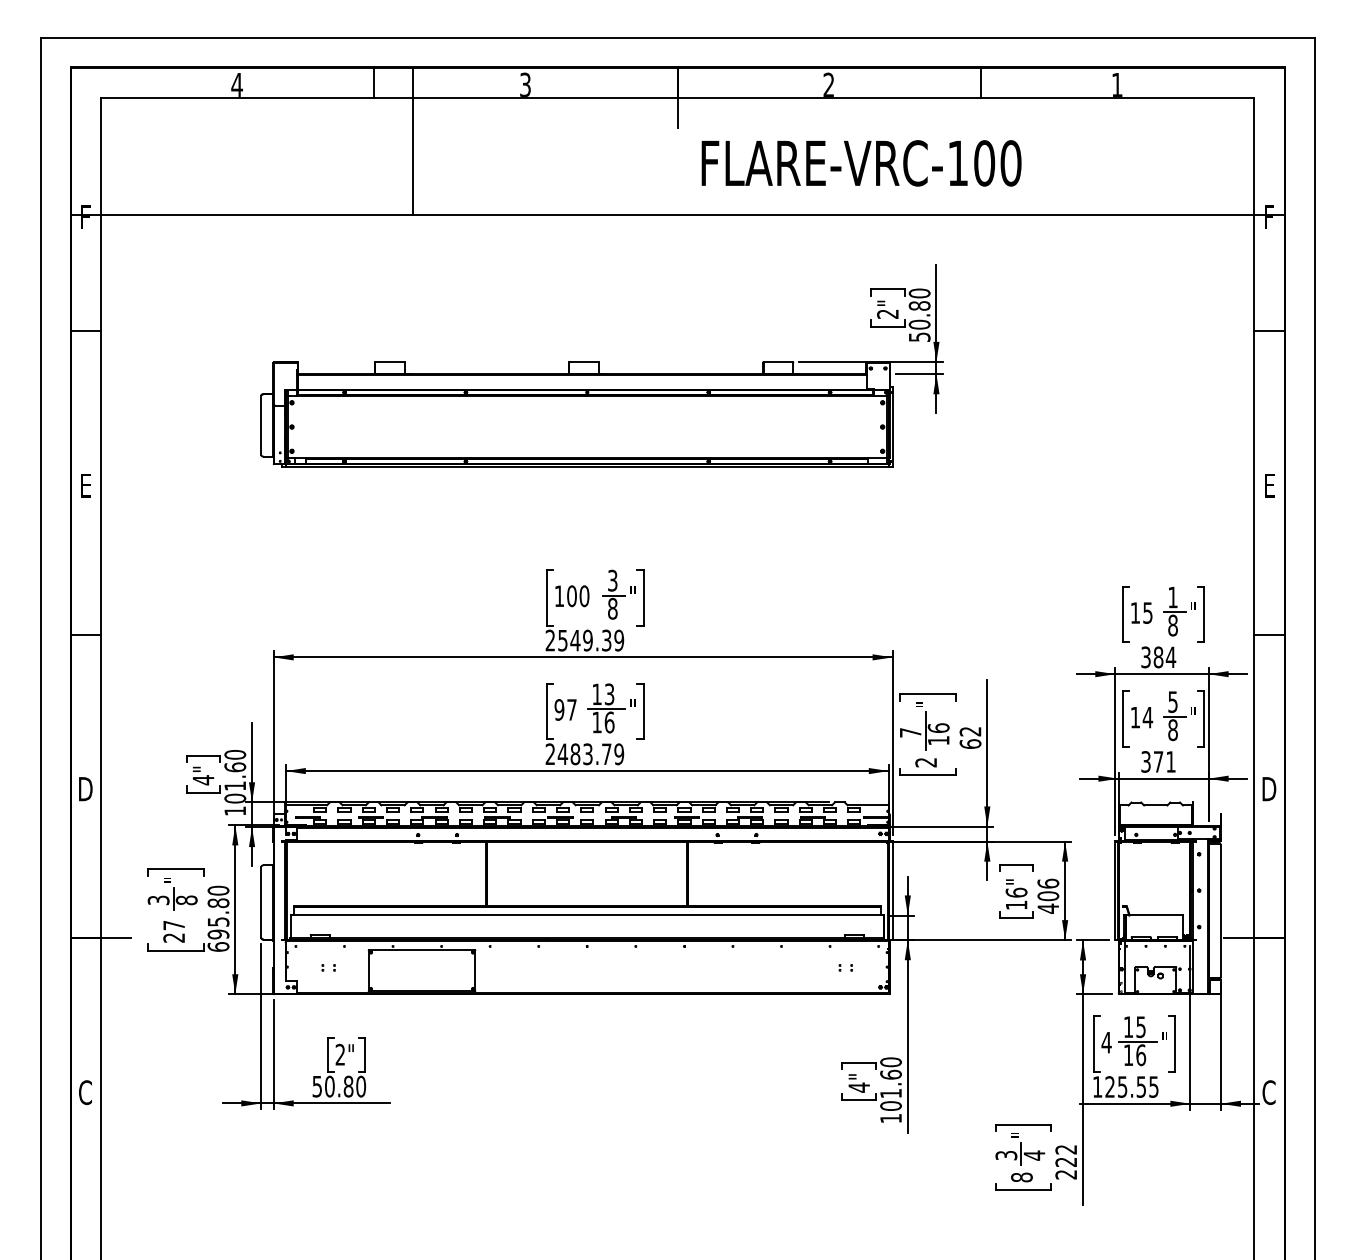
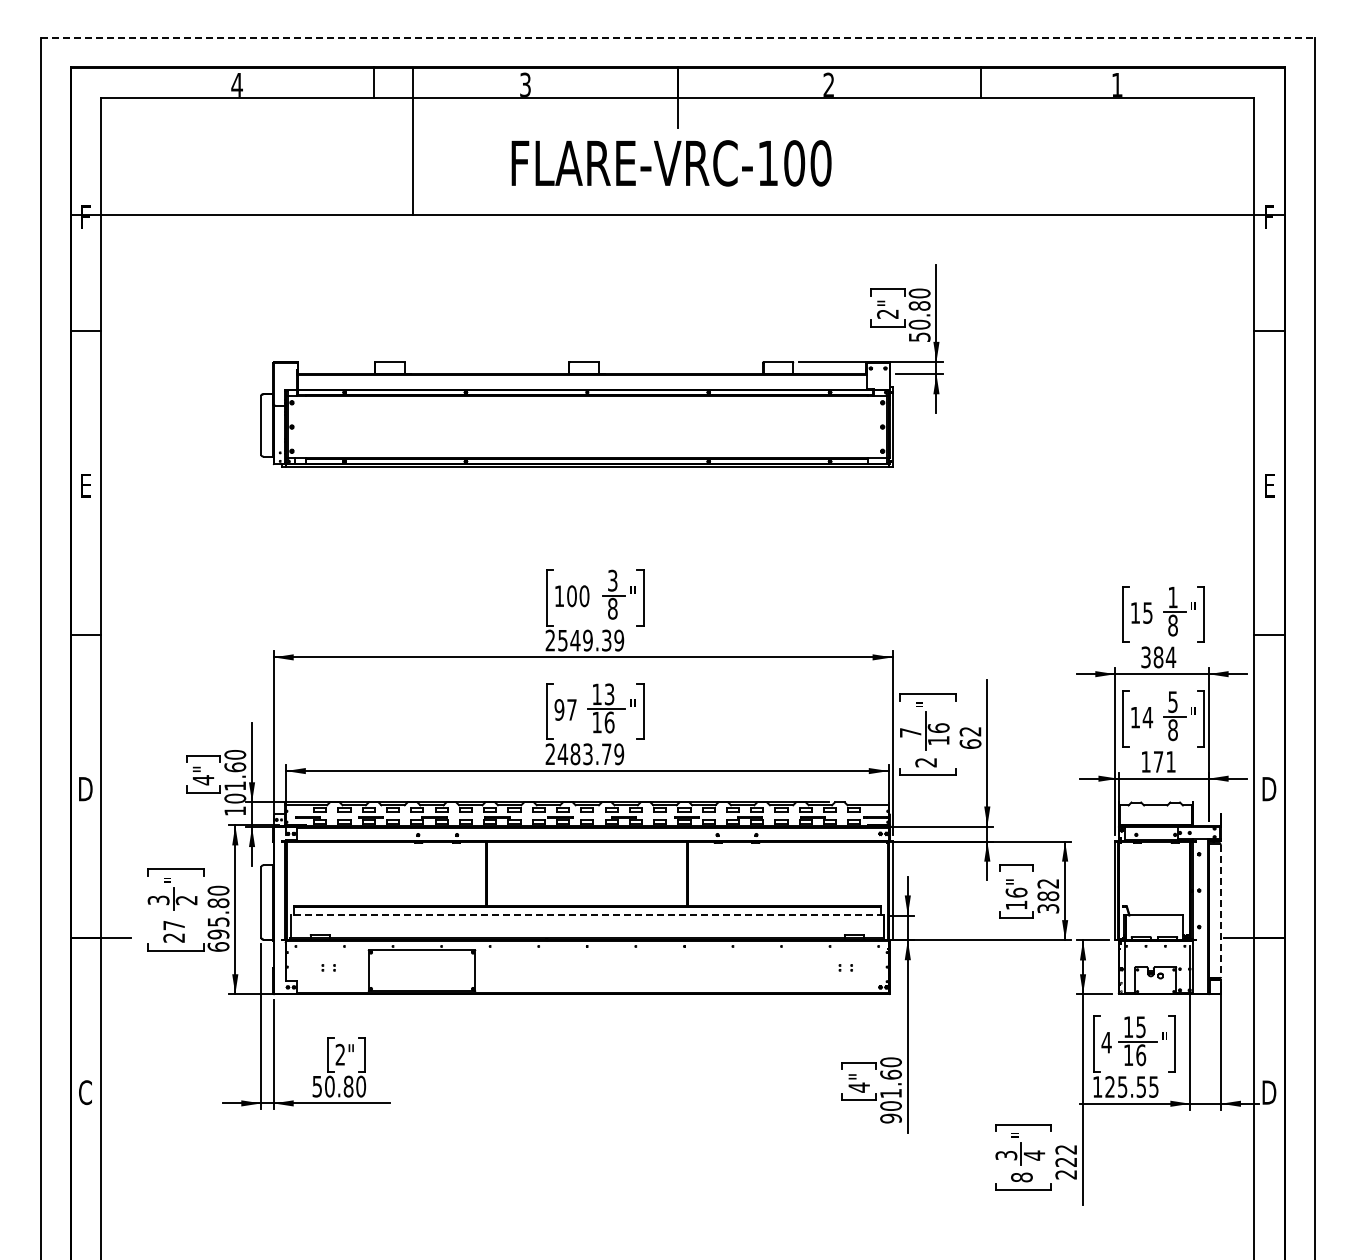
line: solid -> dashed (678, 37)
text position: (861, 163) -> (671, 163) (671, 163)
text: 371 -> 171 (1145, 761)
text: 406 -> 382 (1048, 895)
text: 8 -> 2 (186, 900)
line: solid -> dashed (1220, 911)
line: solid -> dashed (587, 915)
text: C -> D (1269, 1092)
text: 101.60 -> 901.60 (890, 1118)
